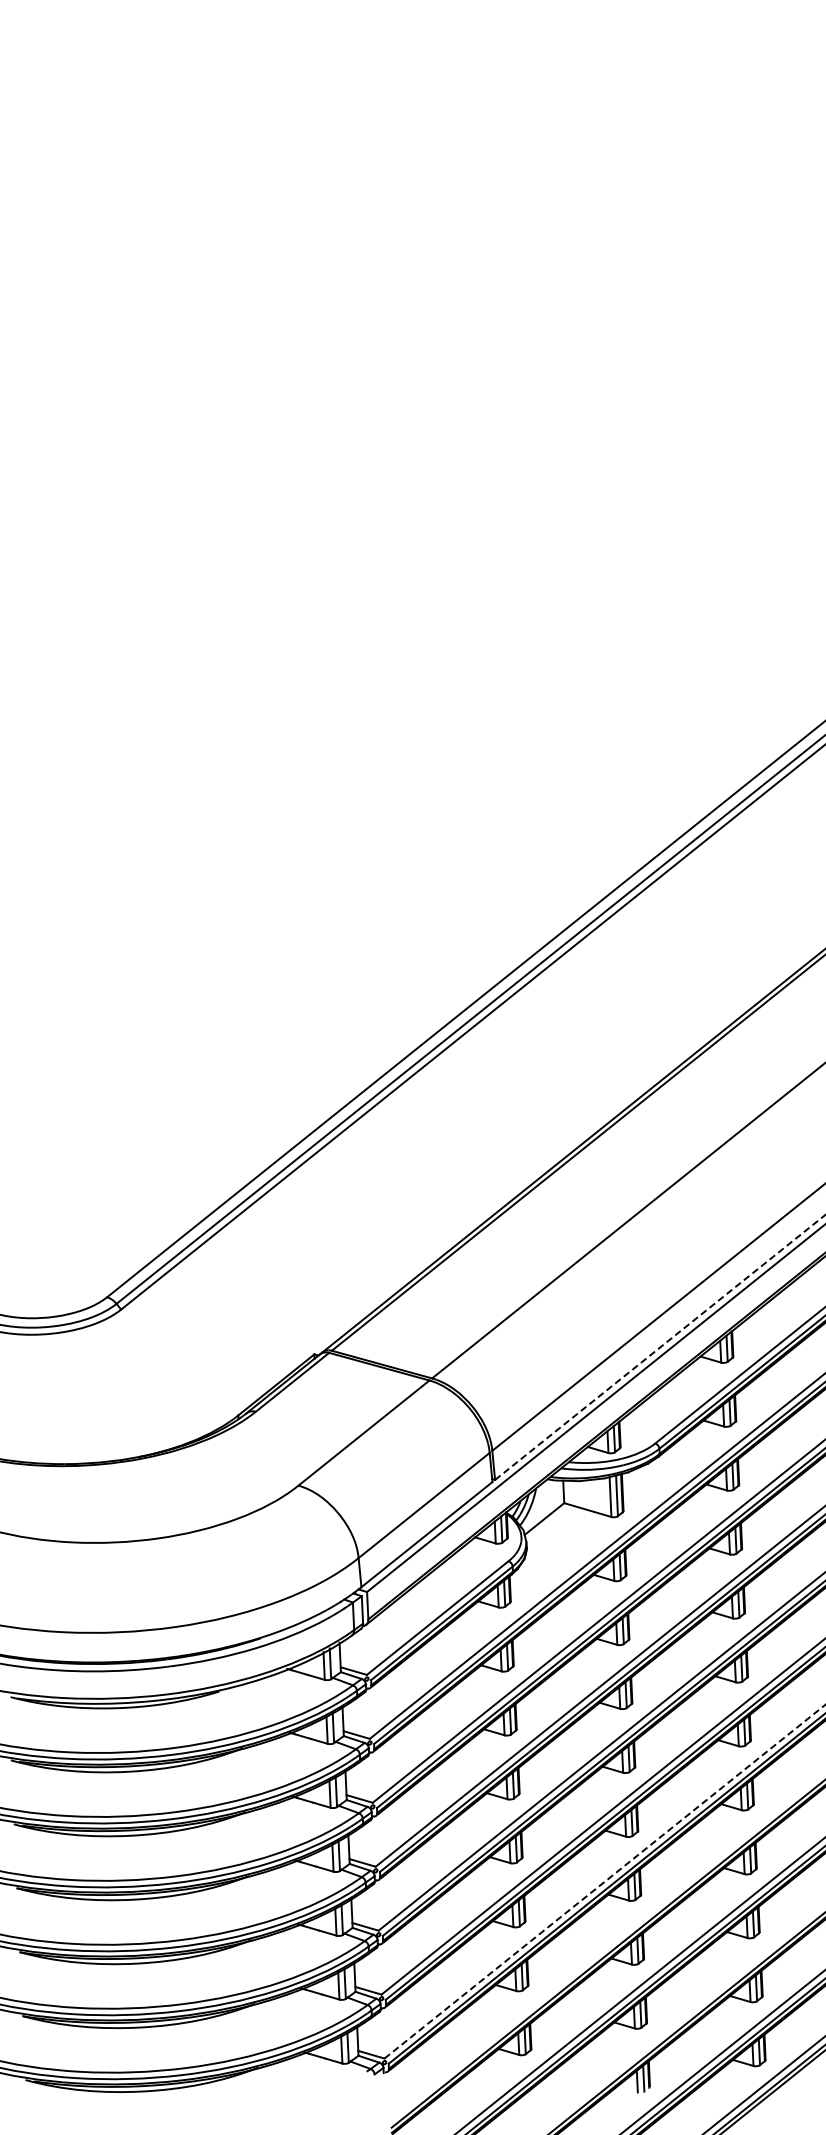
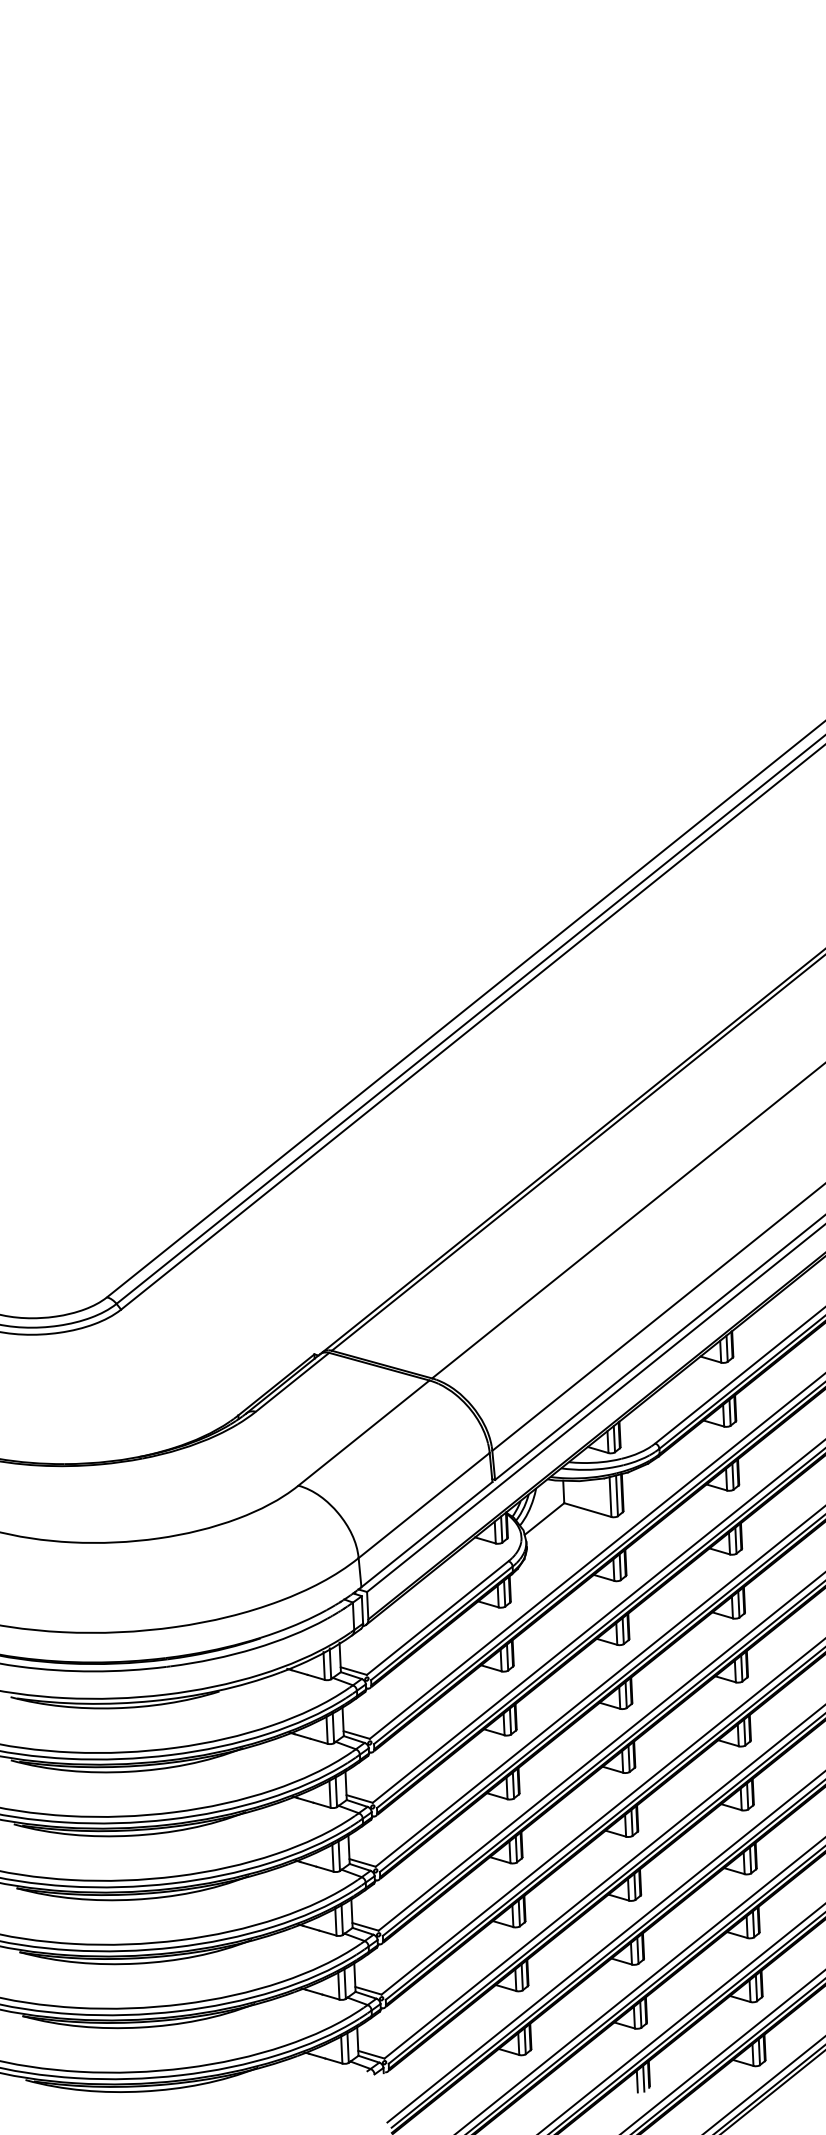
line: dashed -> solid (660, 1347)
line: dashed -> solid (605, 1881)
line: none -> present (604, 1947)
line: none -> present (681, 2018)
